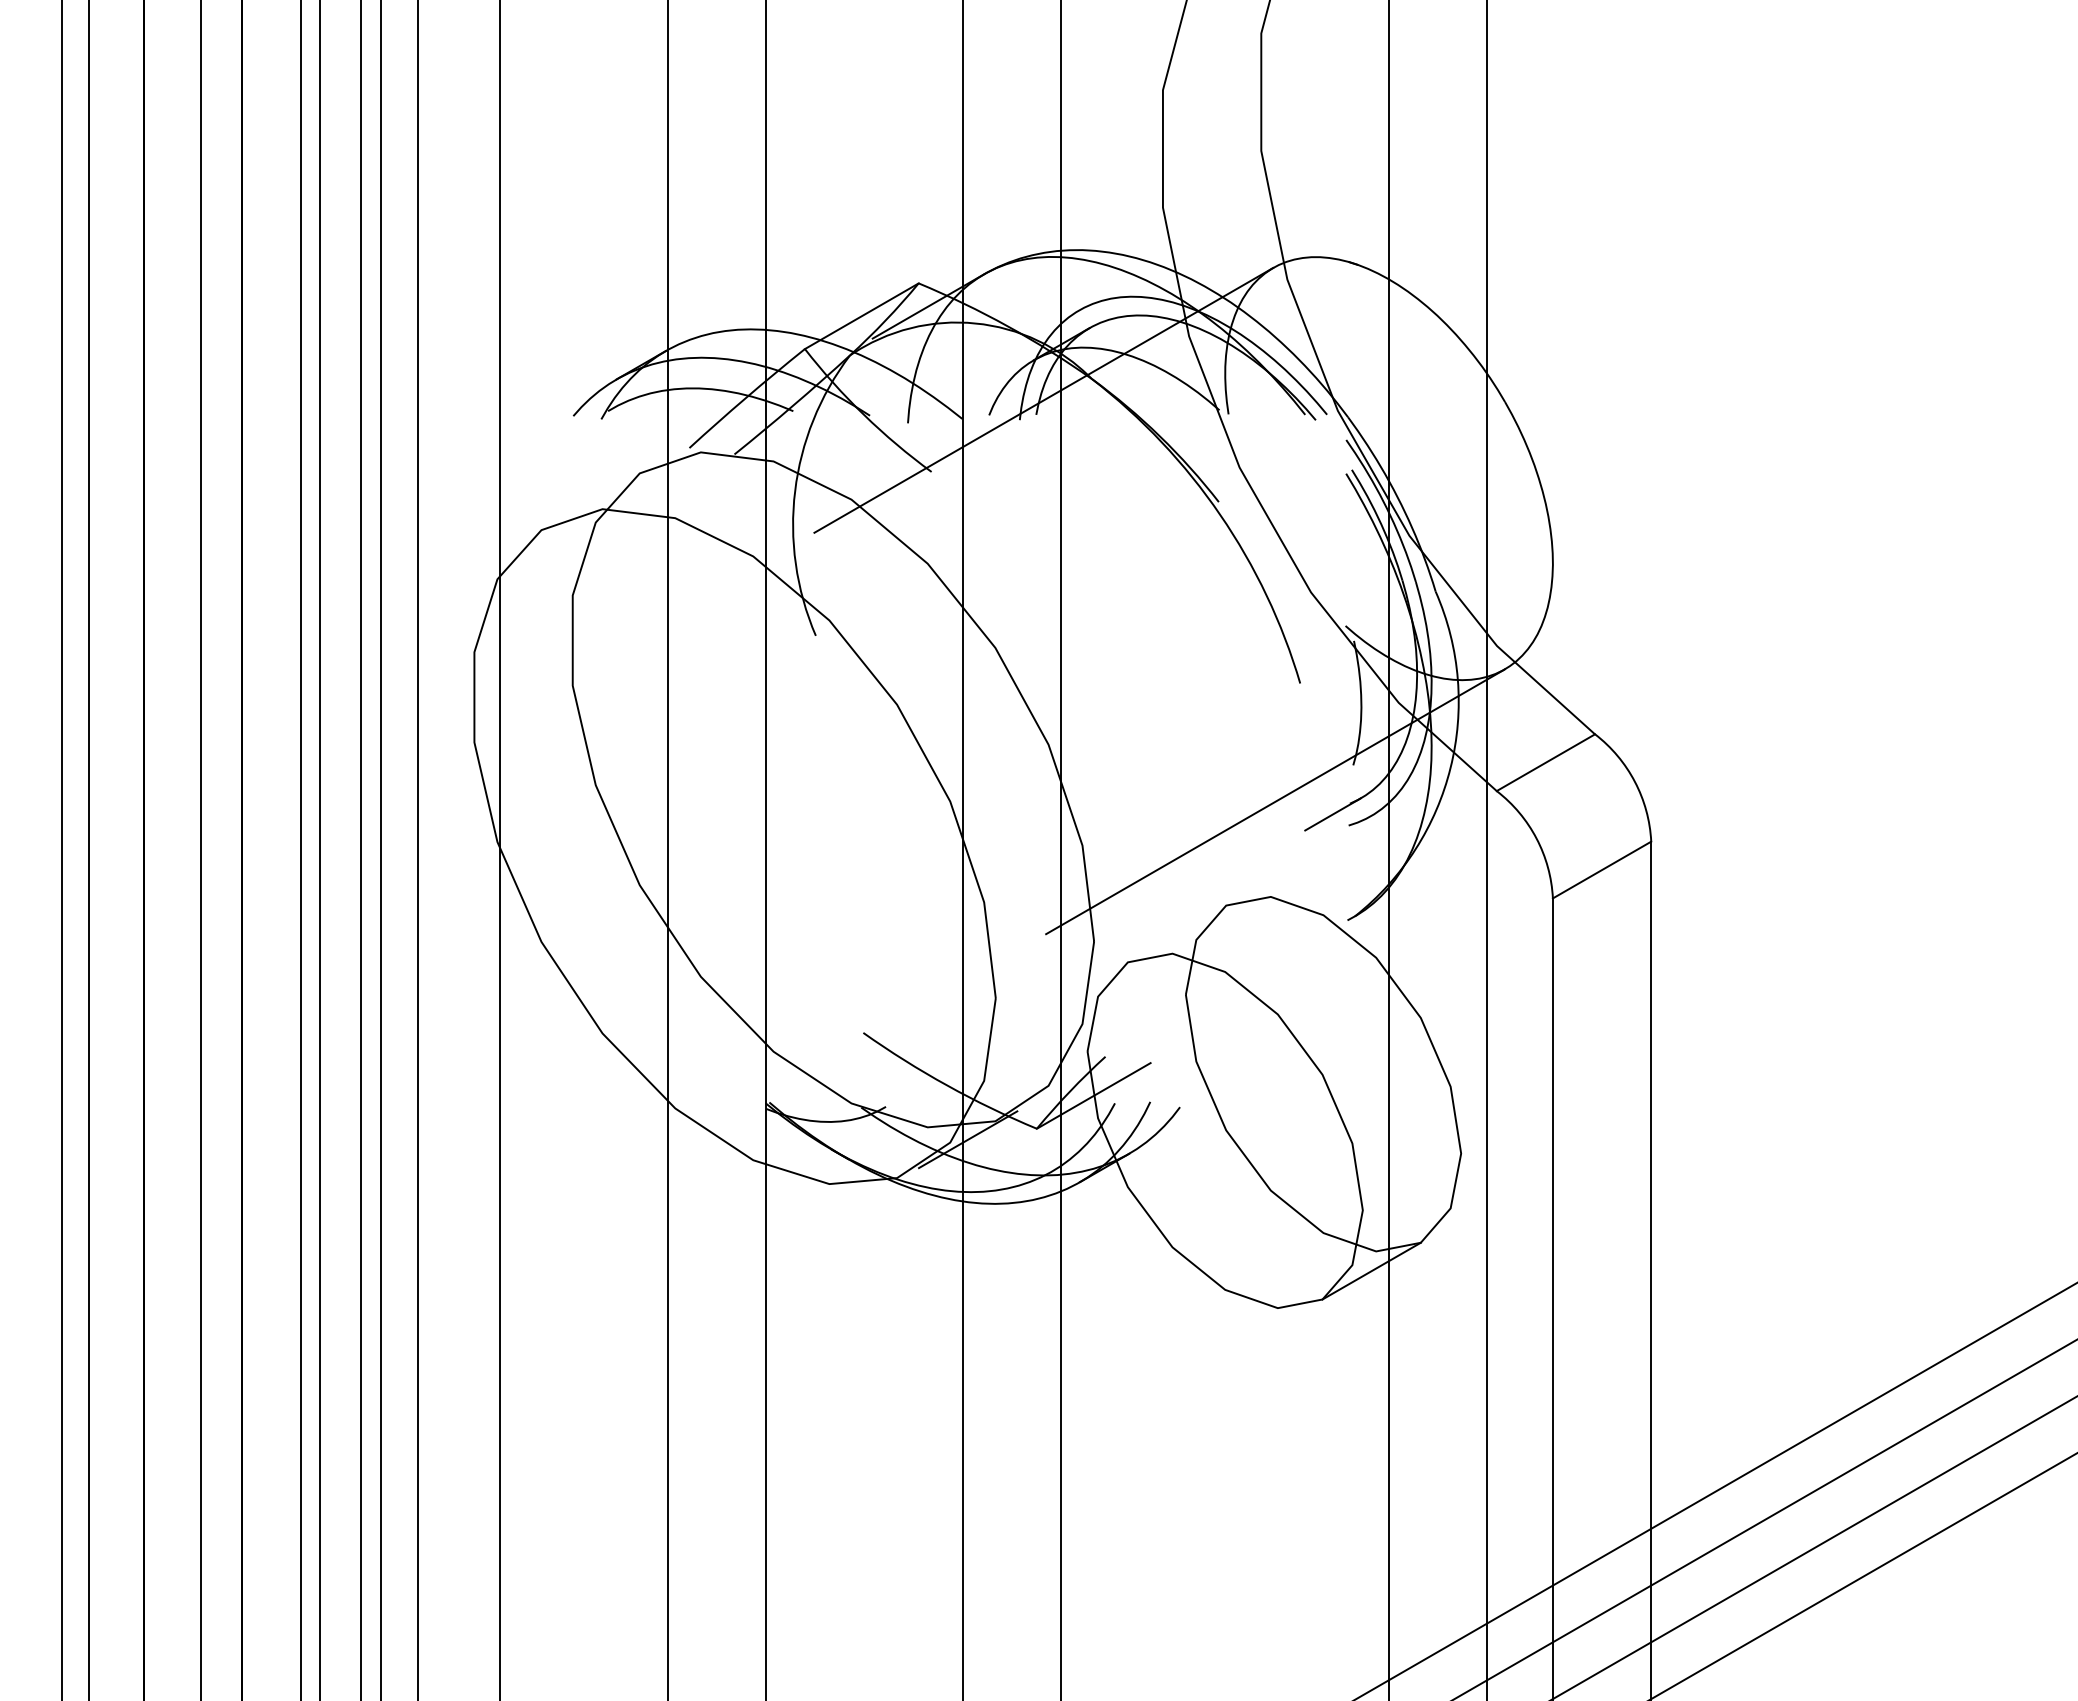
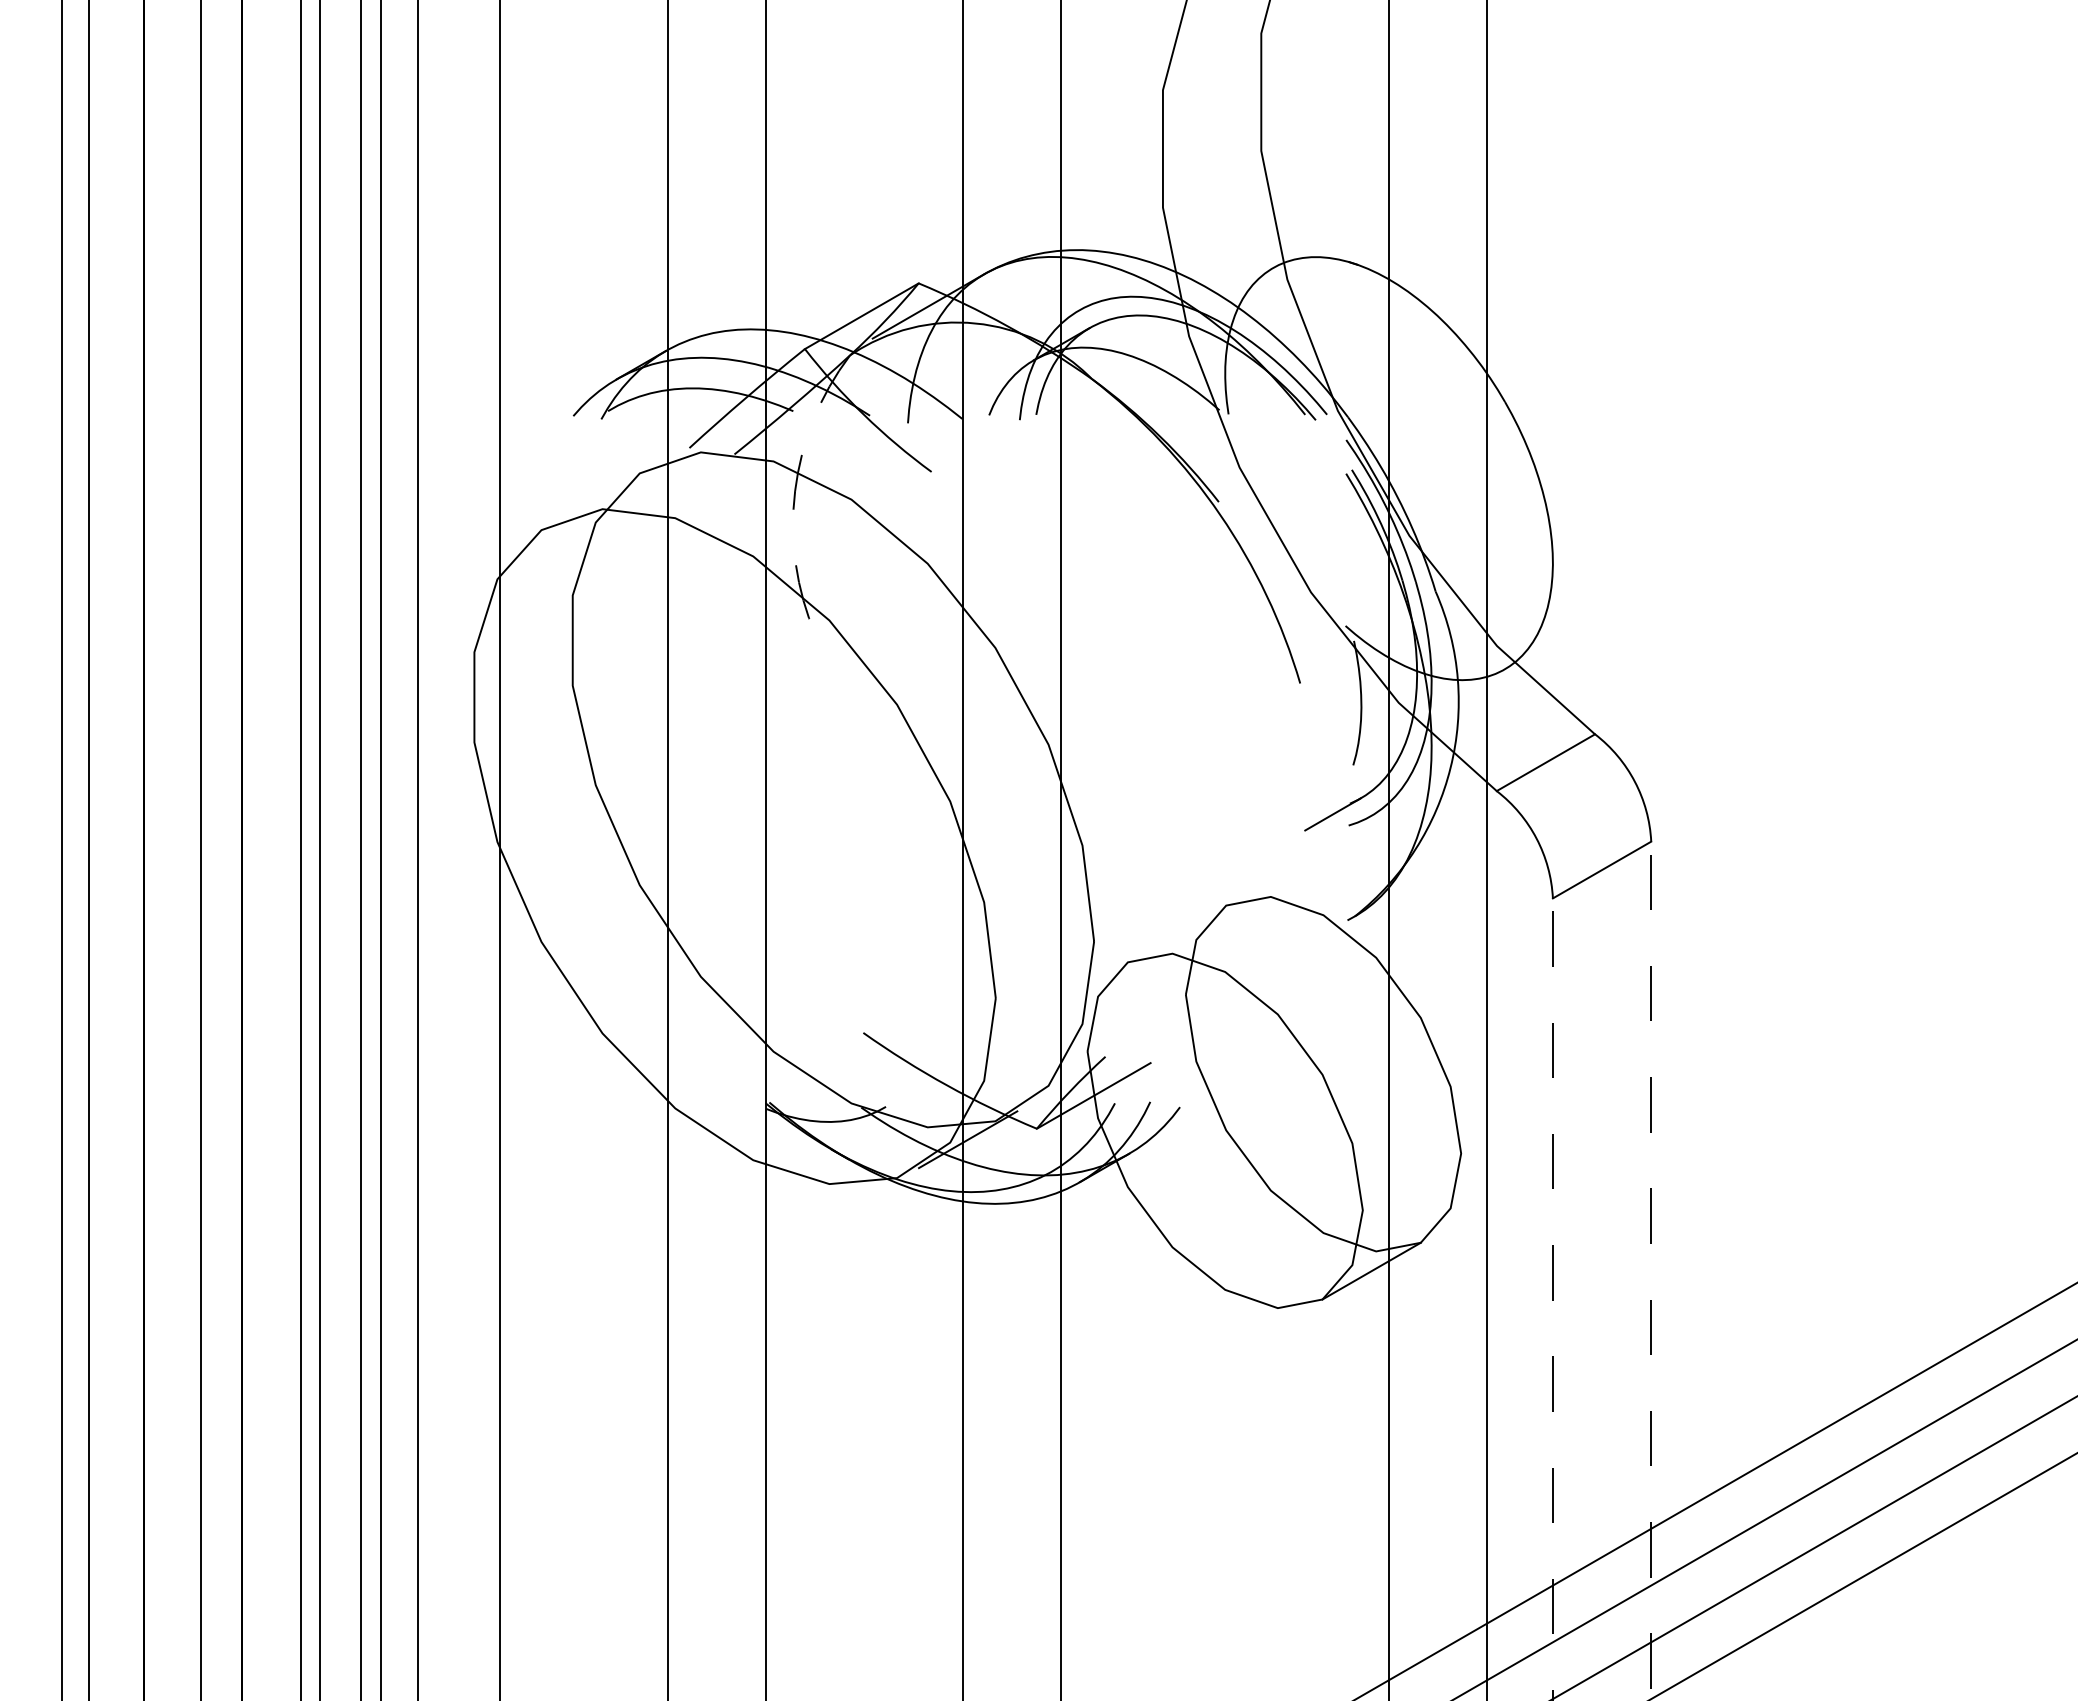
line: present -> none (1043, 399)
arc: solid -> dashed (795, 491)
line: present -> none (1275, 801)
line: solid -> dashed (1651, 1270)
line: solid -> dashed (1552, 1299)
